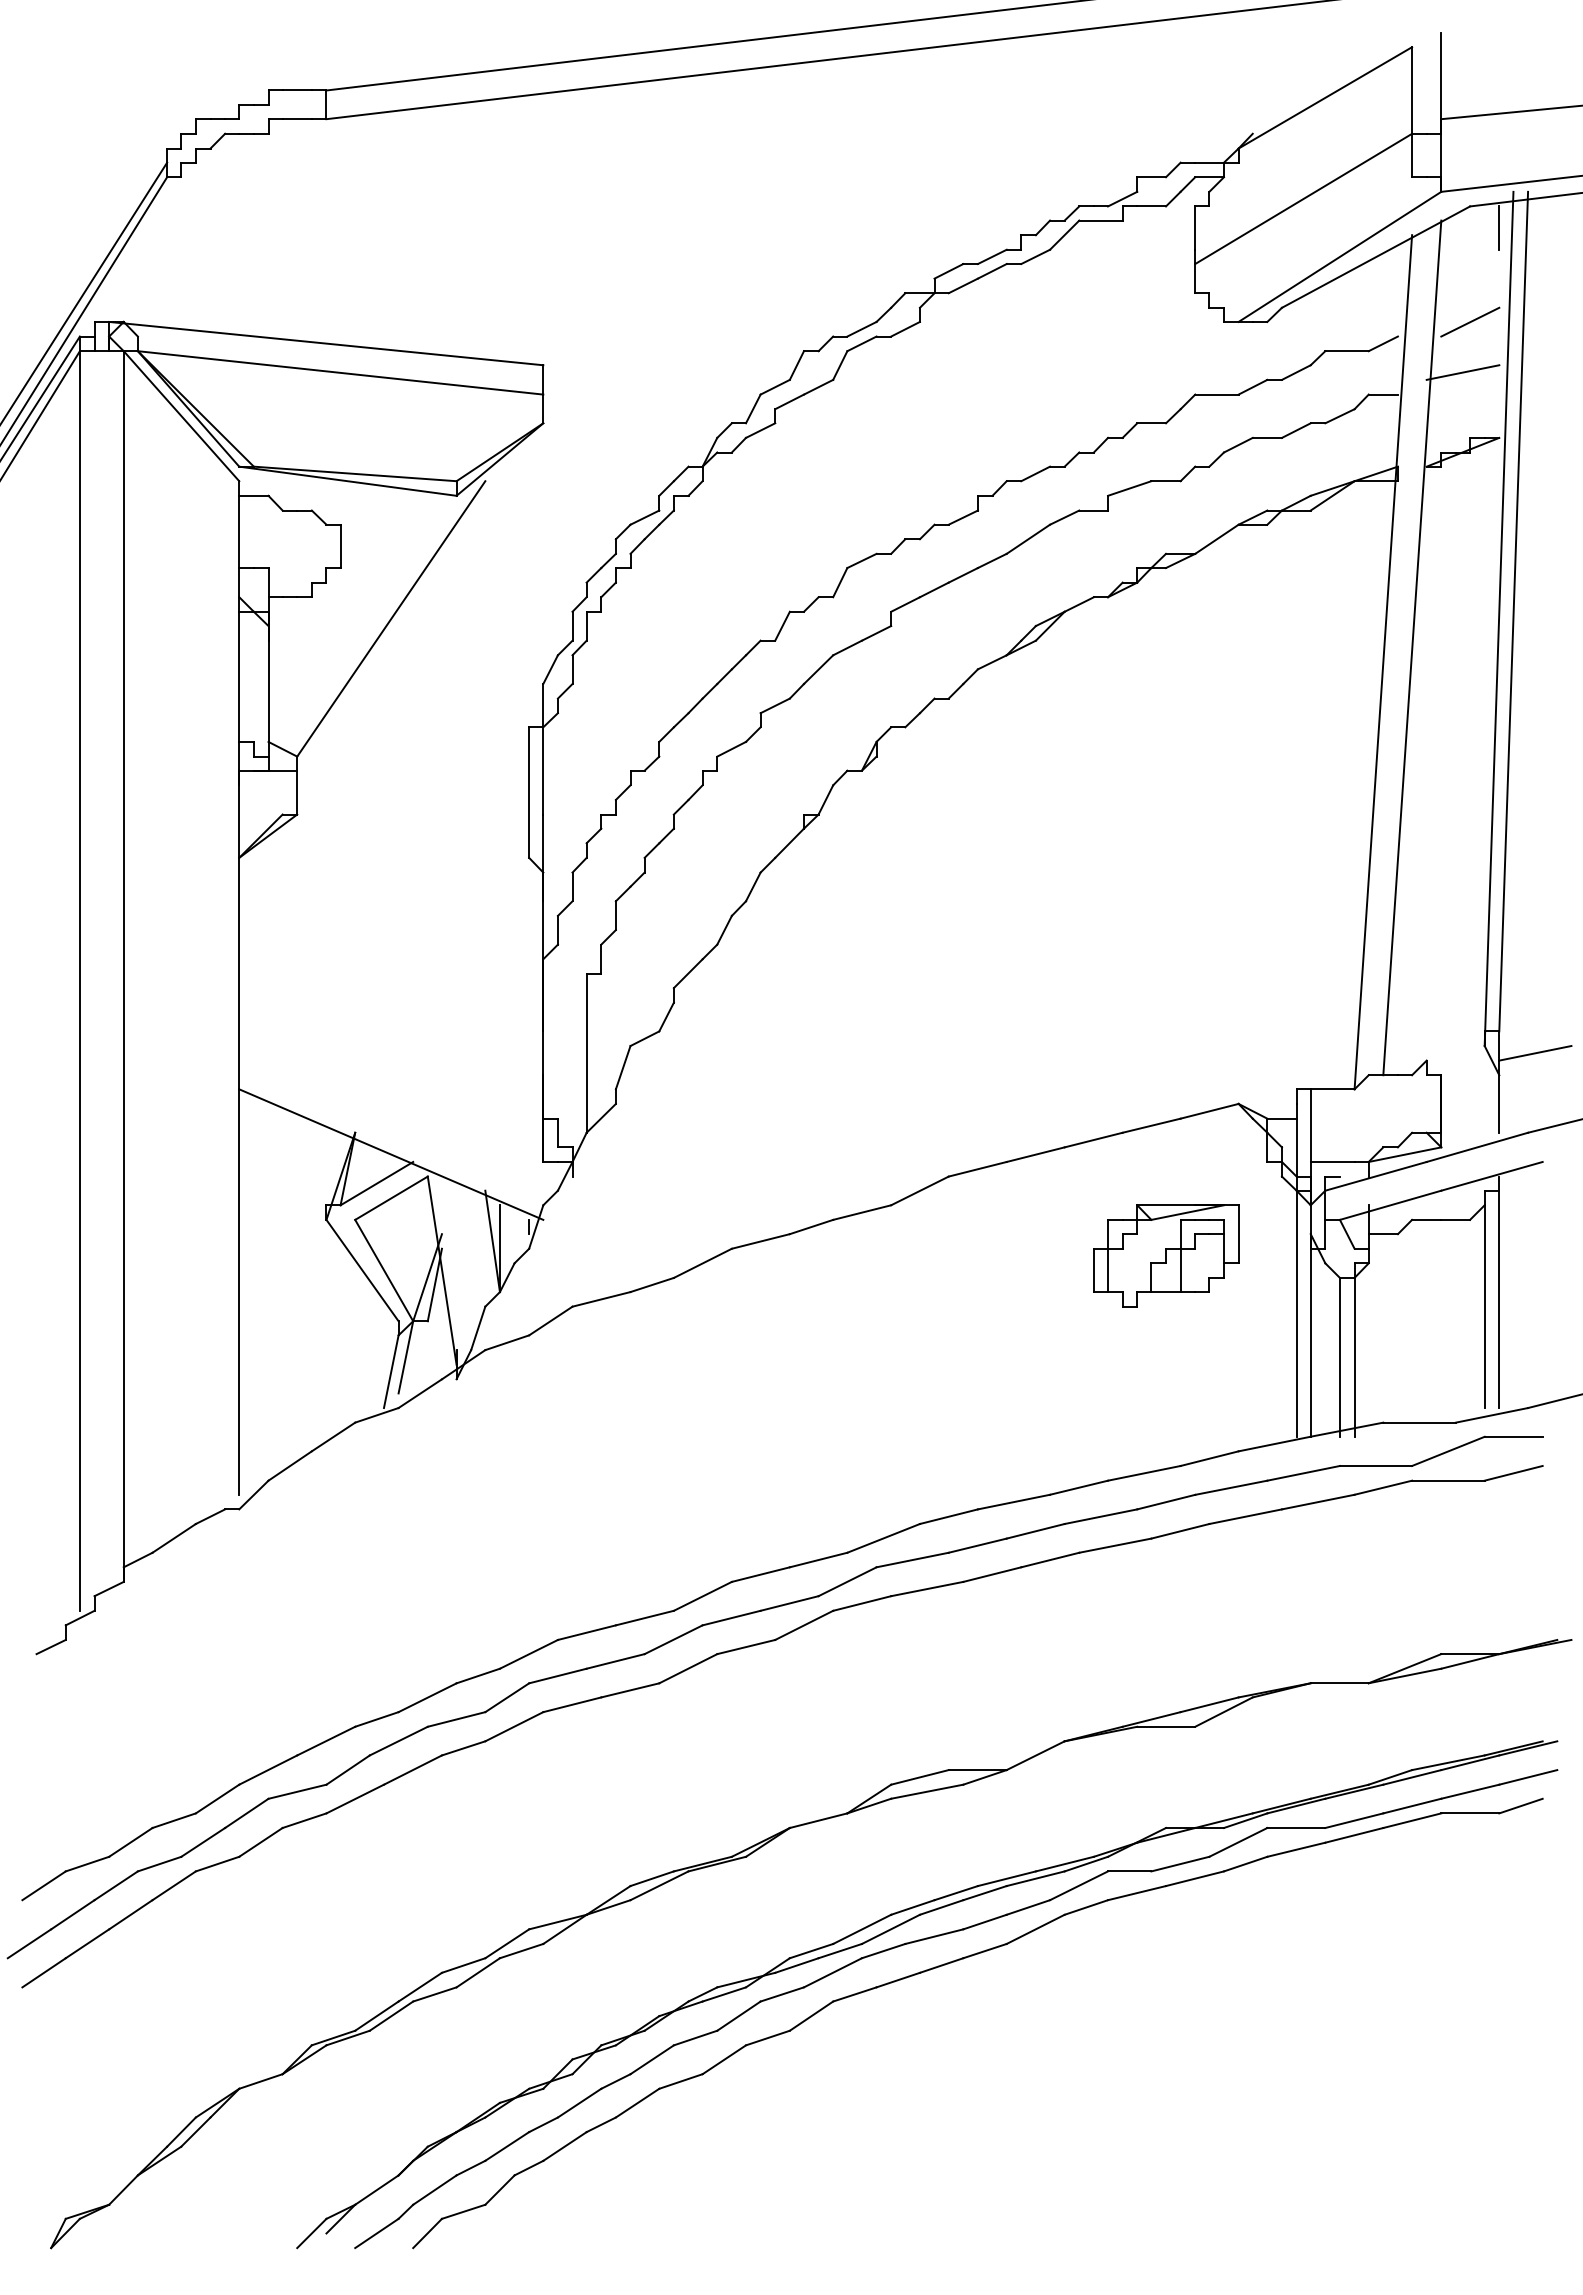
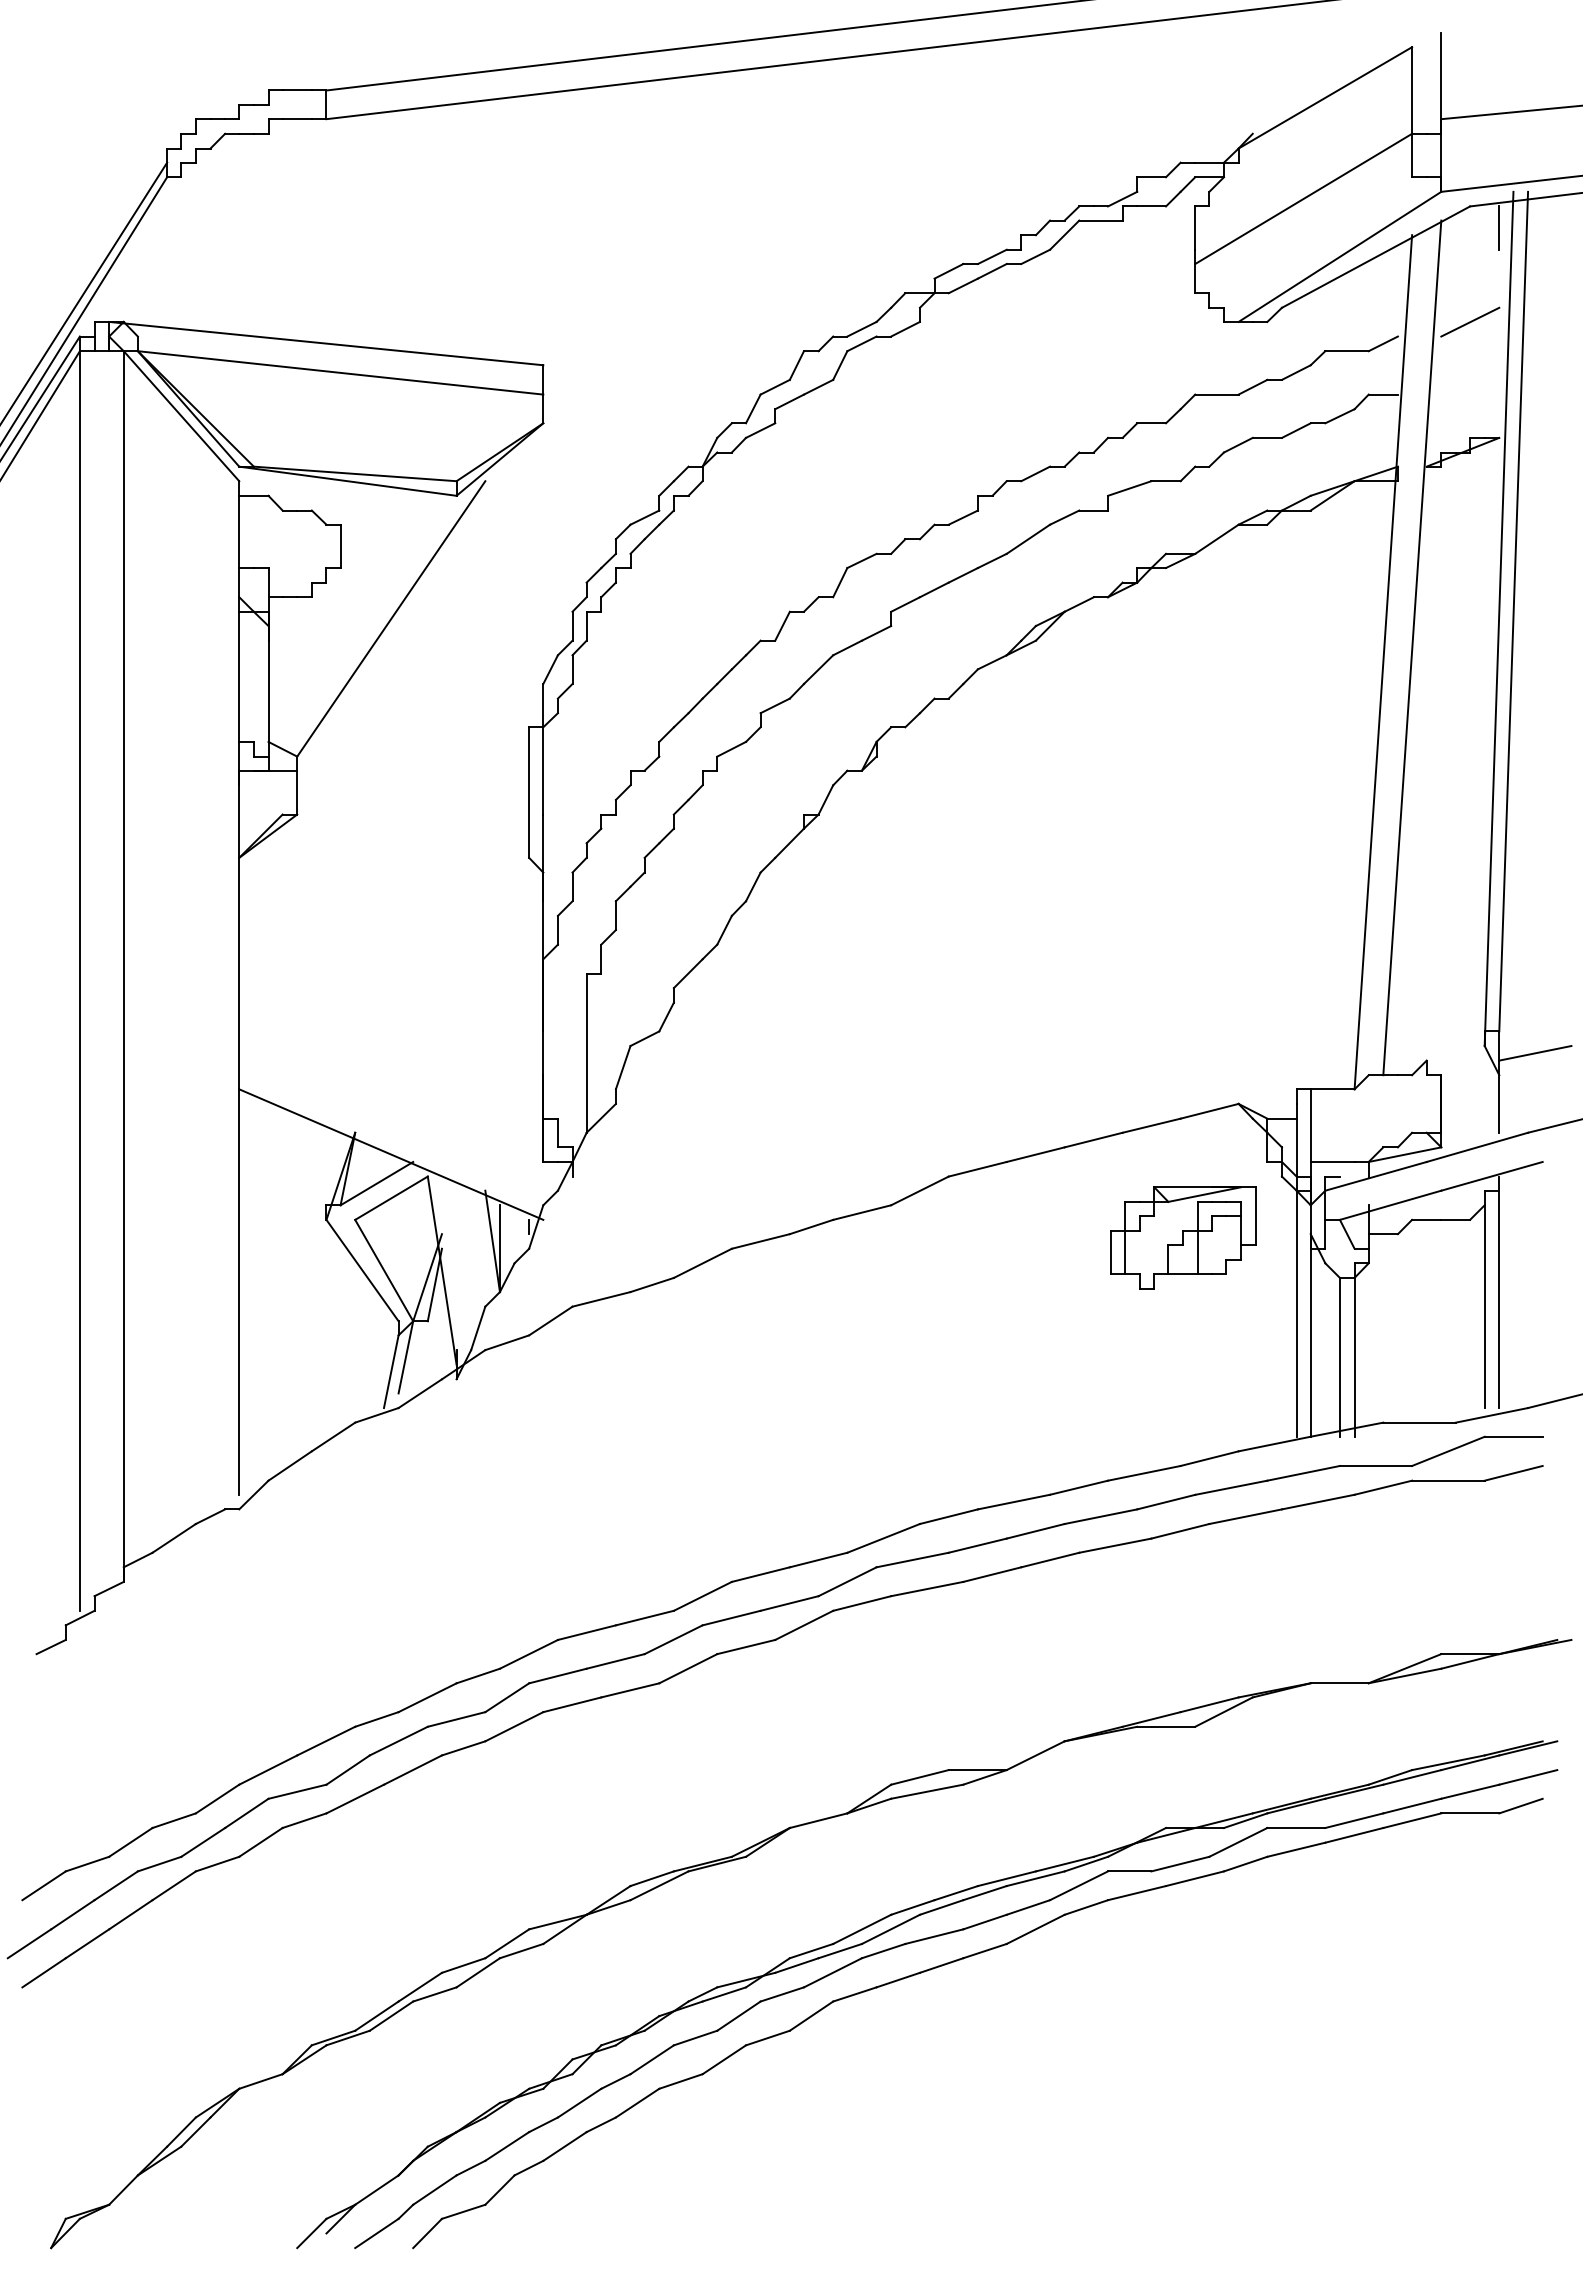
line: present -> none (1462, 372)
part position: (1166, 1255) -> (1183, 1237) (1183, 1237)
